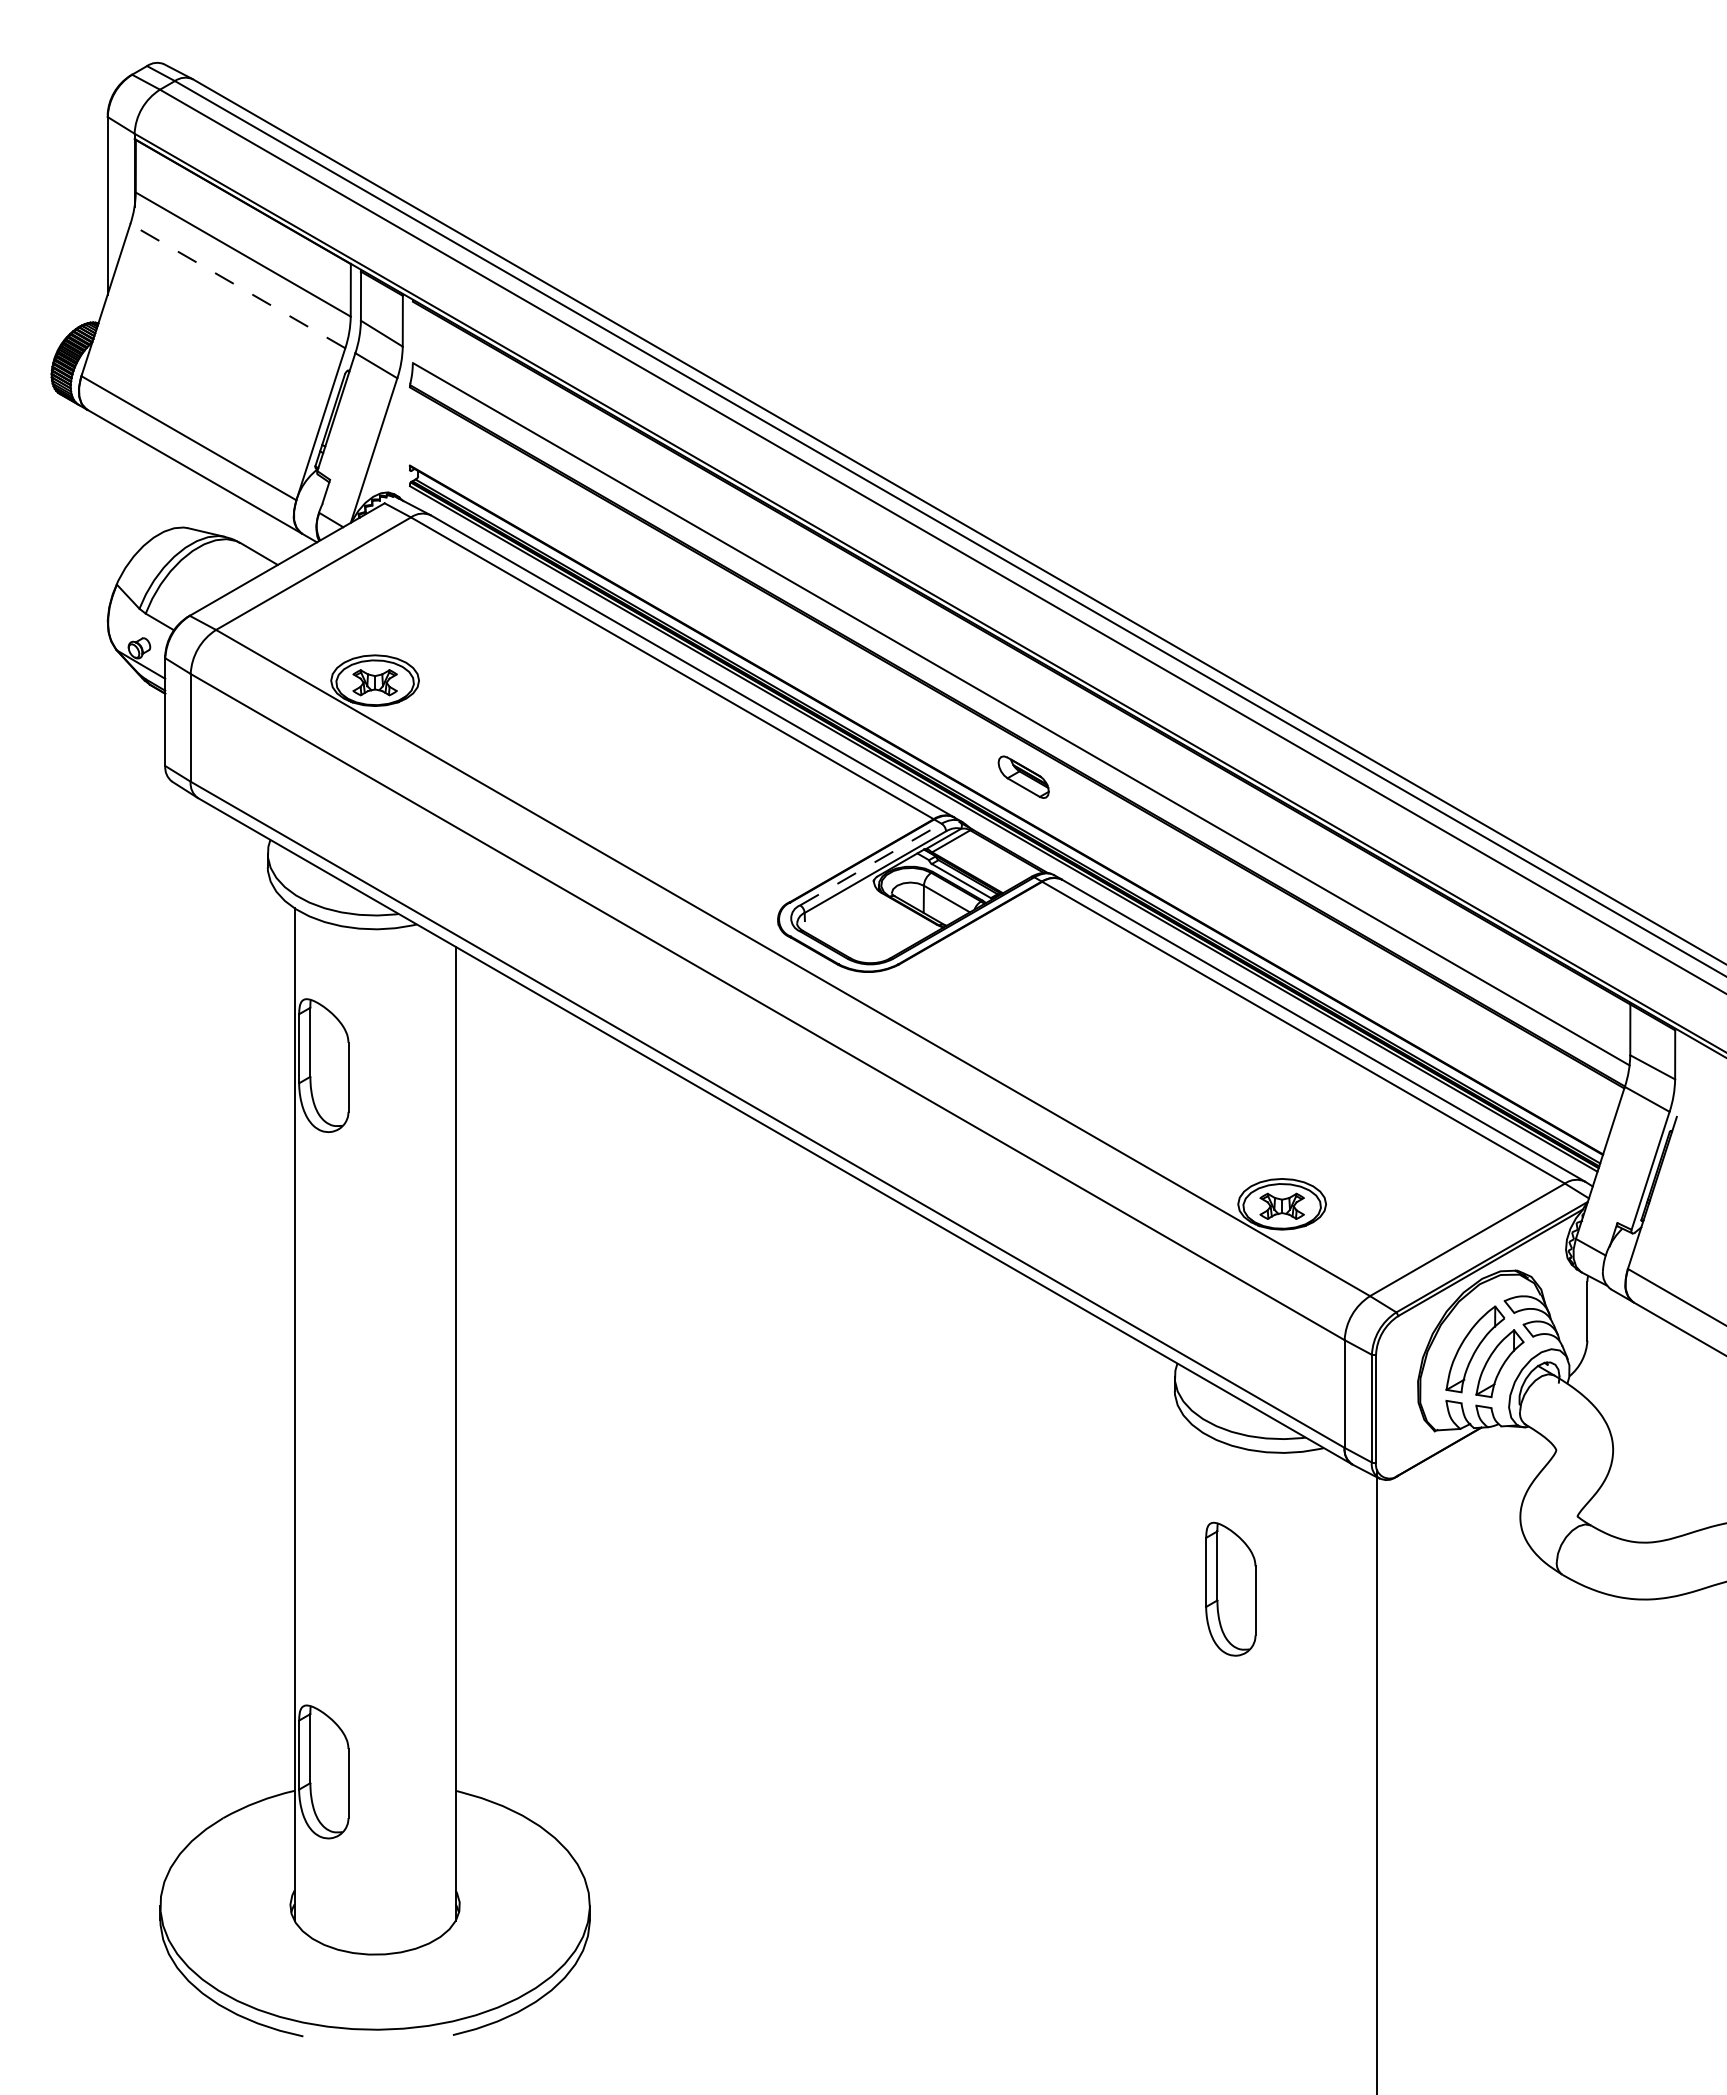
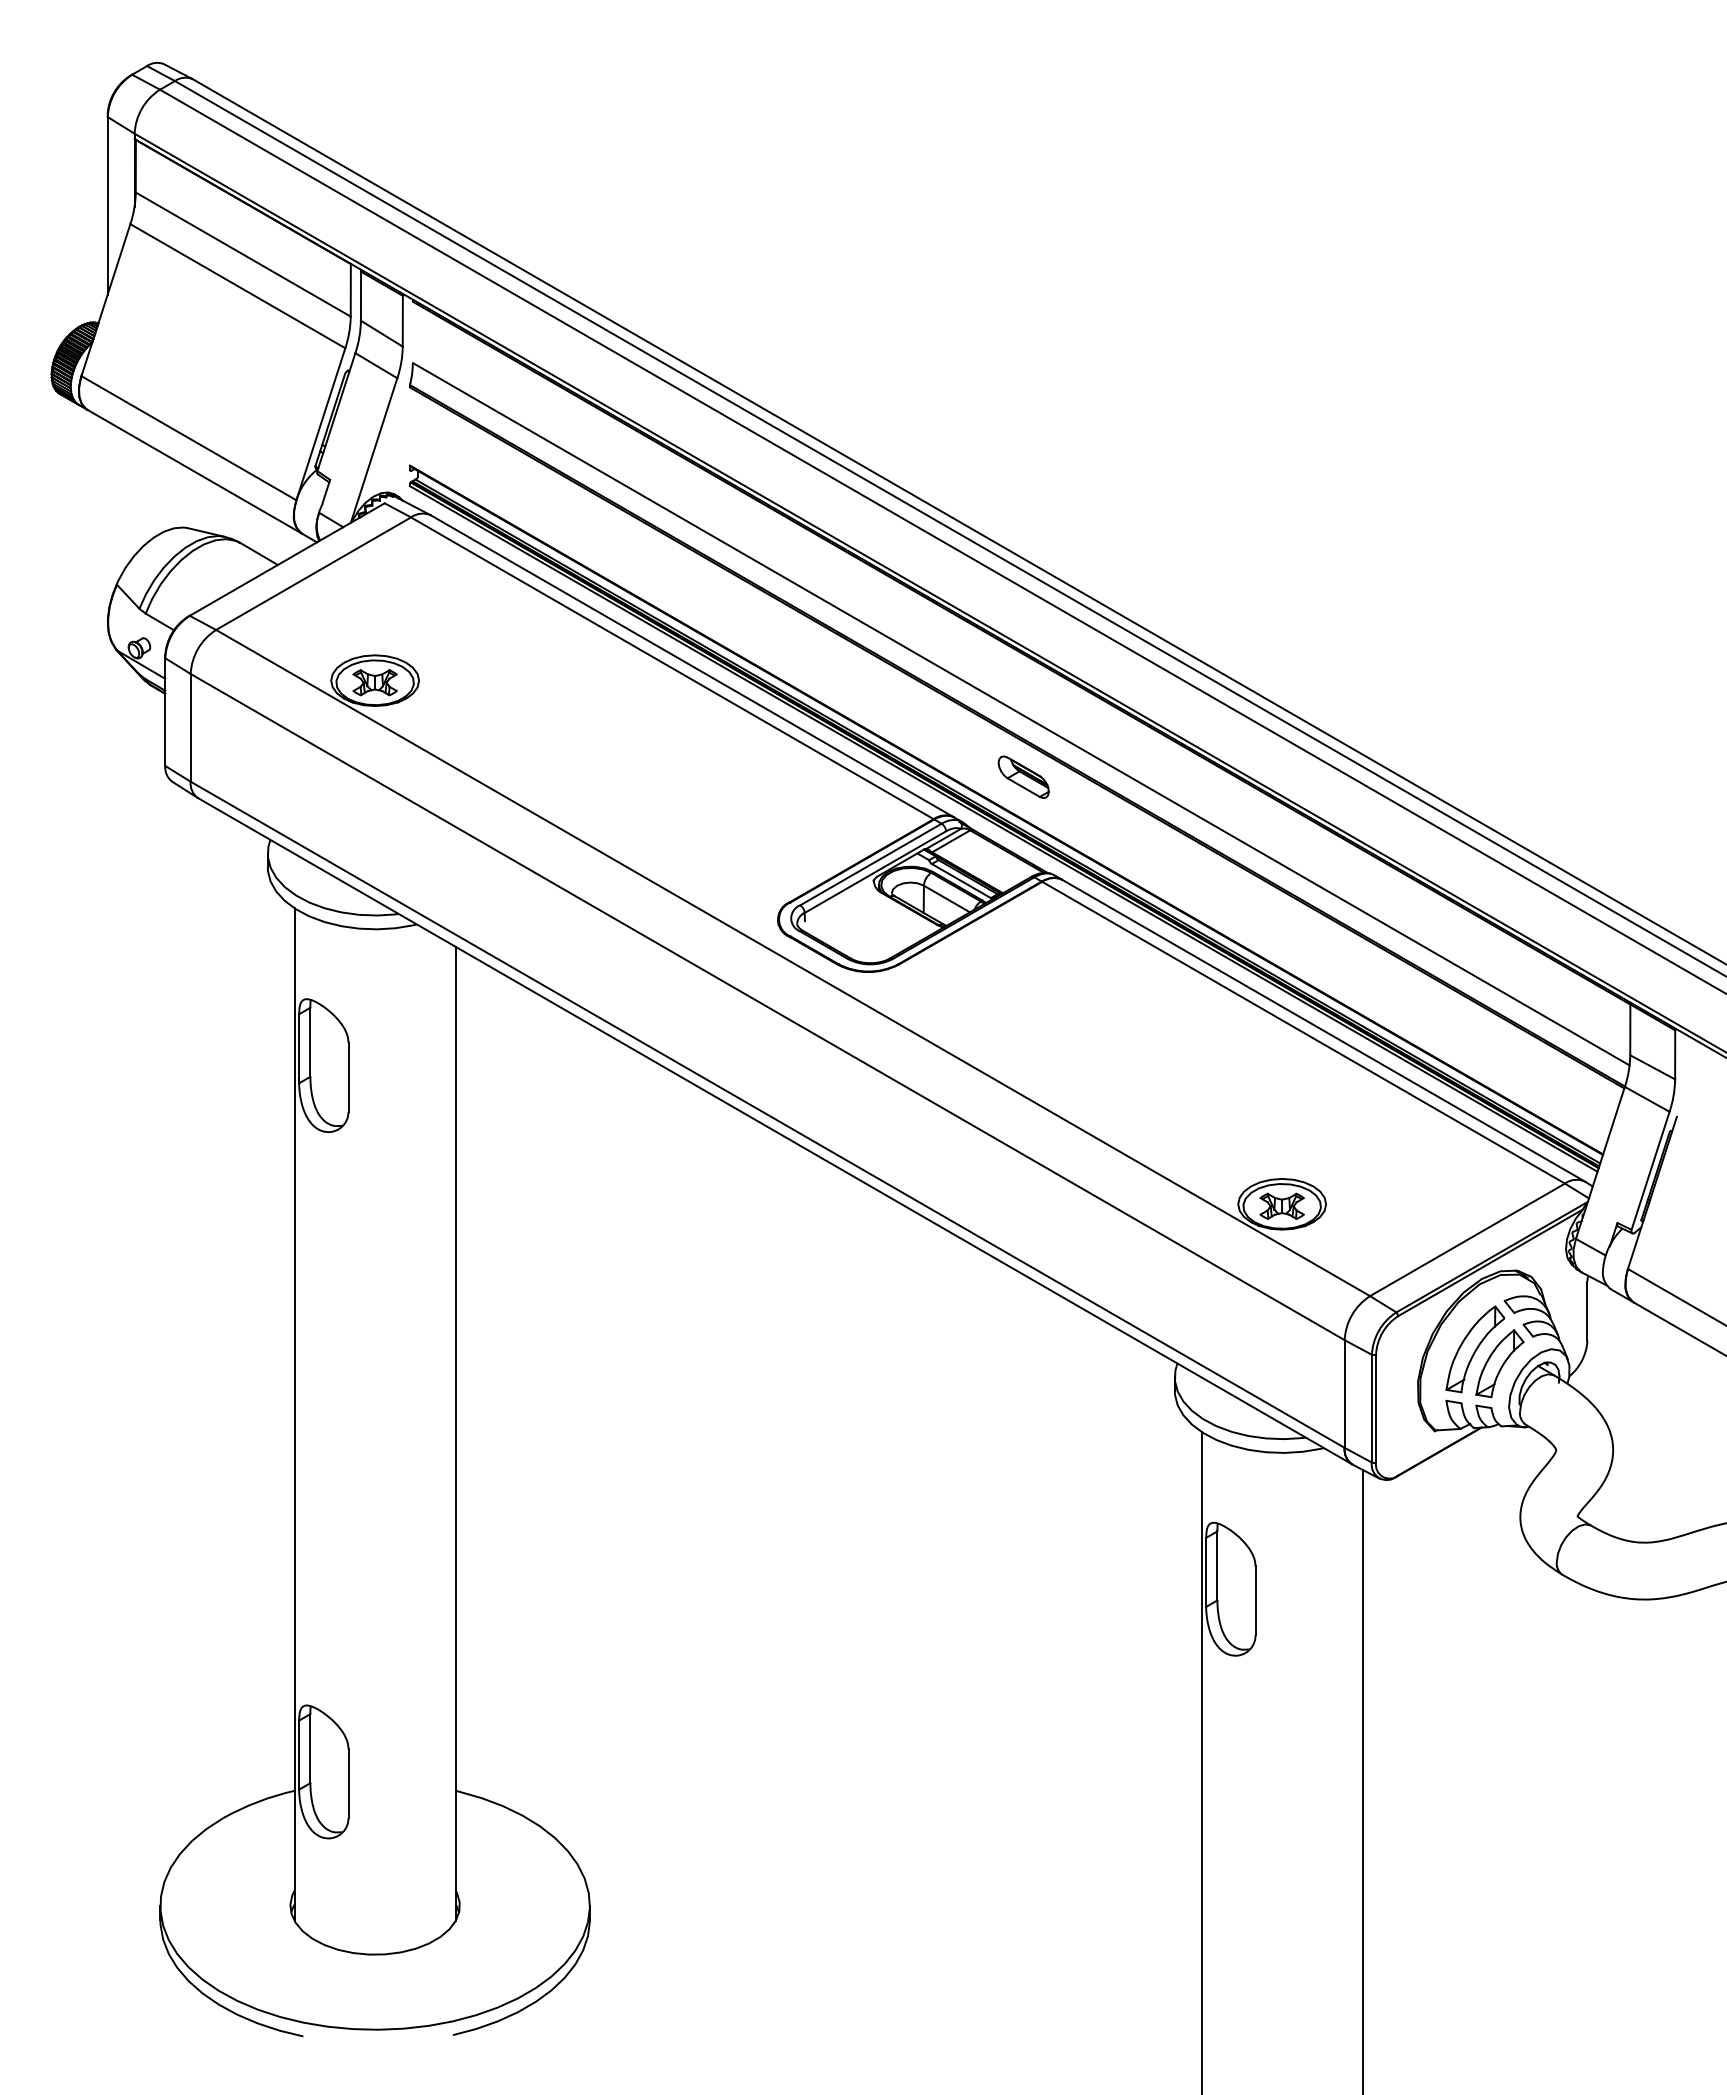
line: dashed -> solid (237, 285)
line: dashed -> solid (870, 864)
line: none -> present (1201, 1761)
line position: (1376, 1780) -> (1362, 1780) (1362, 1780)
